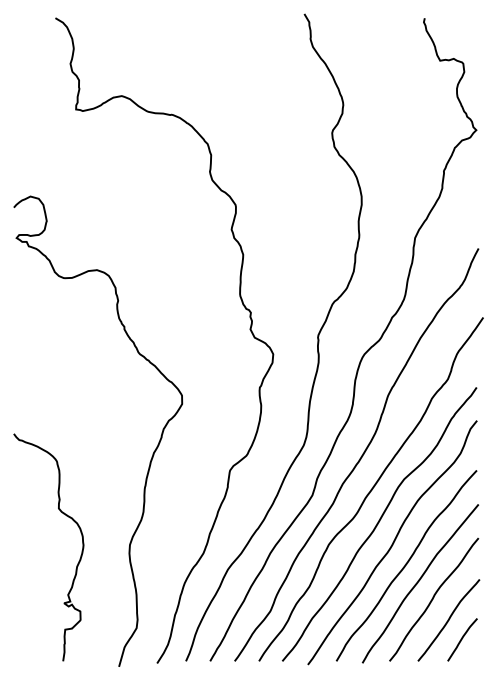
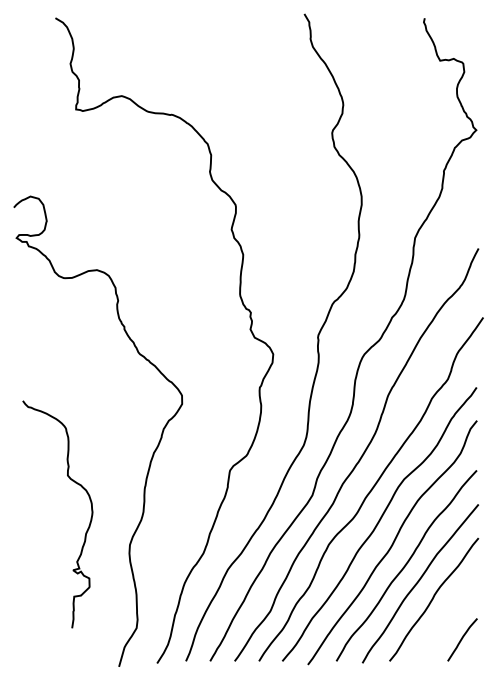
curve position: (79, 558) -> (88, 525) (88, 525)
curve: present -> none (448, 620)
